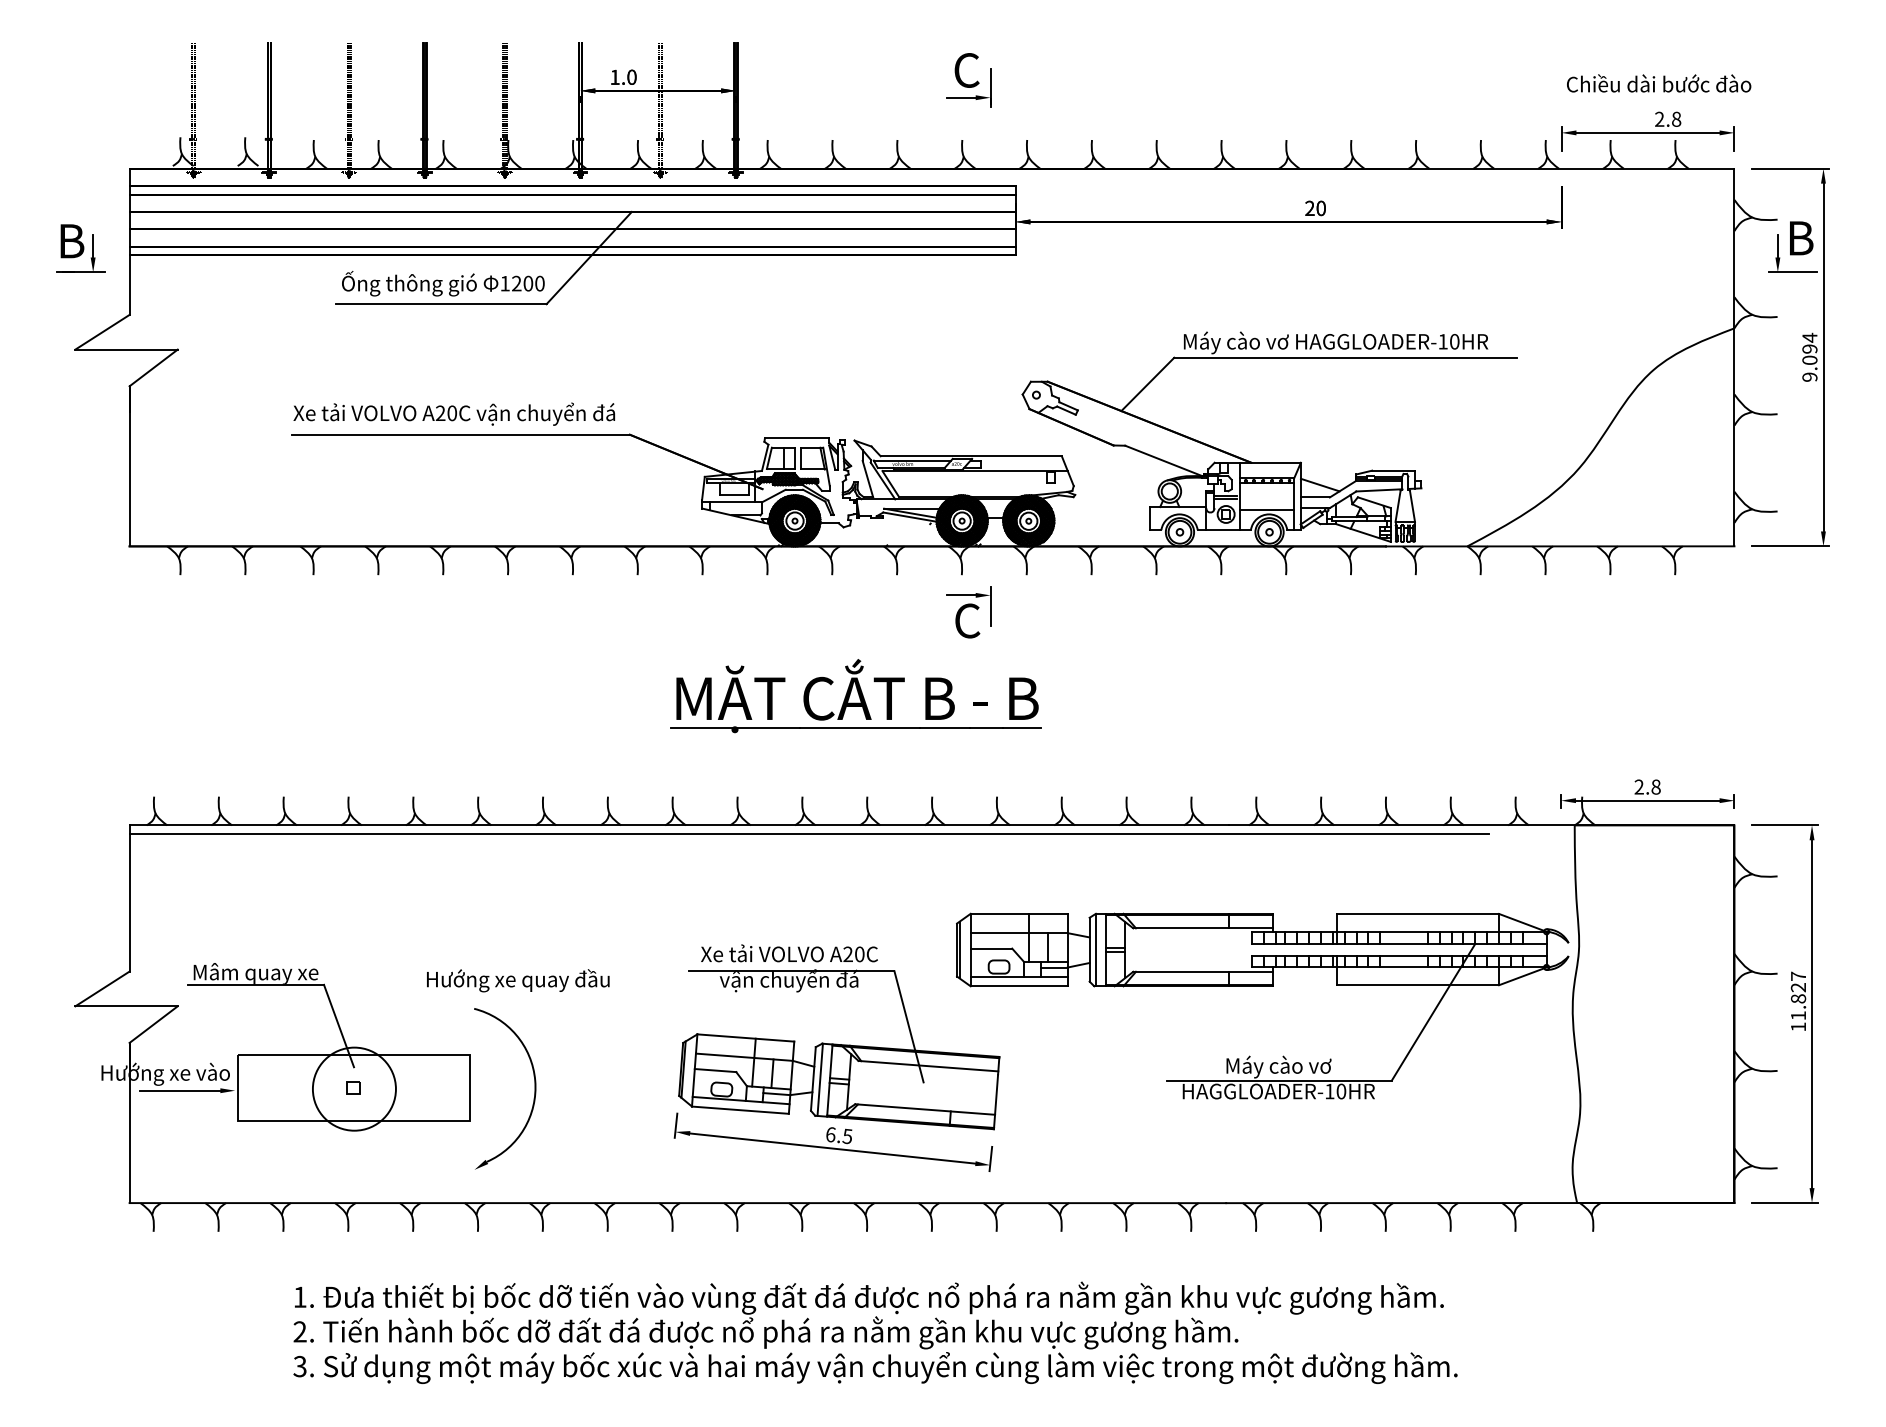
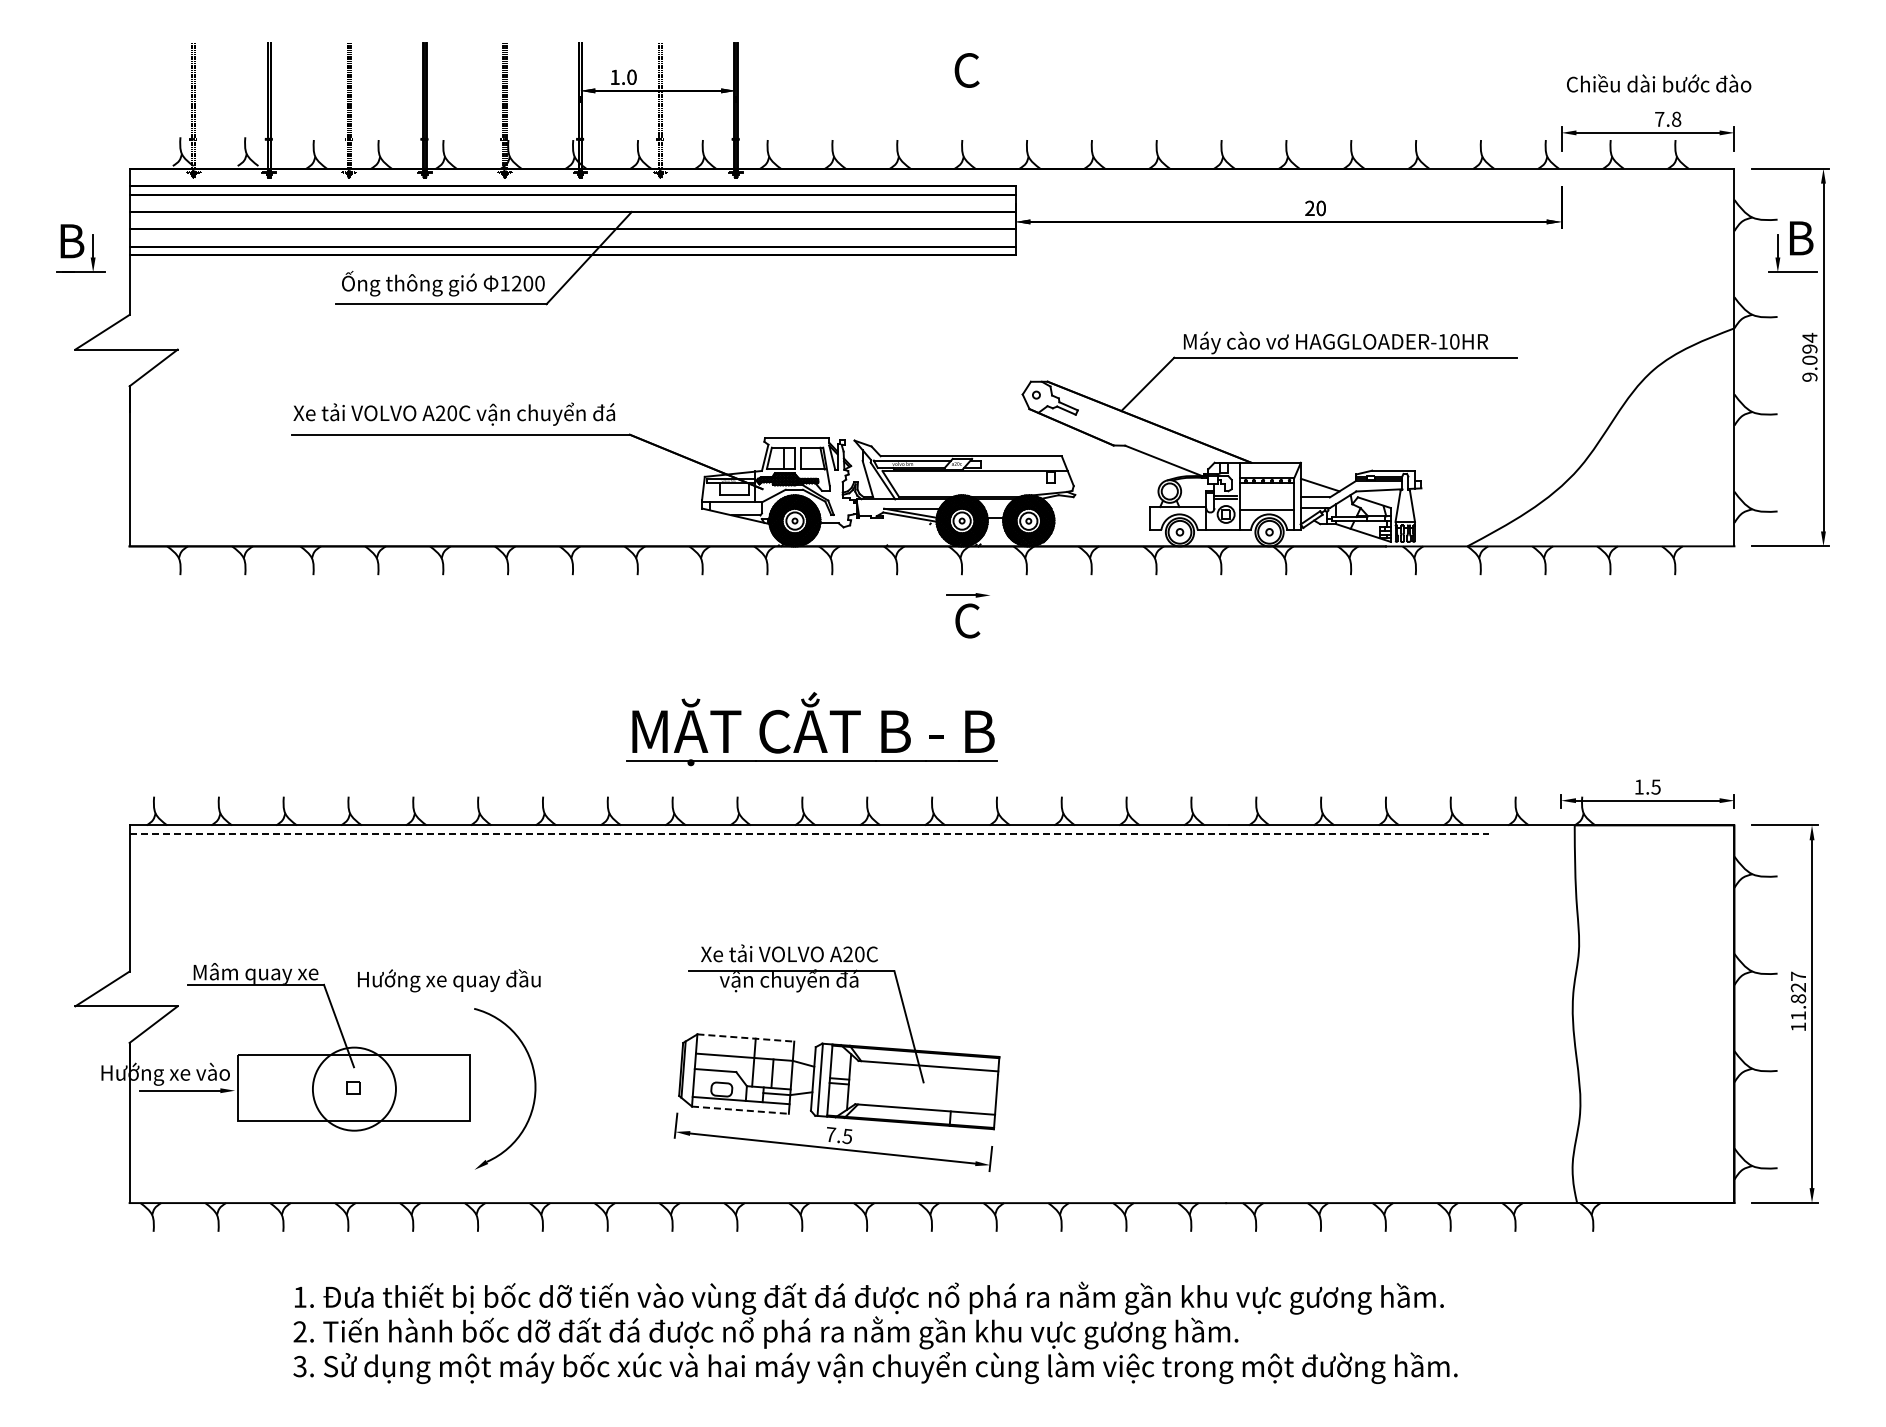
part: present -> none (968, 97)
text: 2.8 -> 7.8 (1659, 118)
line: present -> none (990, 606)
part position: (855, 696) -> (811, 729) (811, 729)
text: 2.8 -> 1.5 (1647, 786)
line: solid -> dashed (809, 834)
text position: (518, 980) -> (449, 980) (449, 980)
part: present -> none (1262, 986)
line: solid -> dashed (745, 1037)
line: solid -> dashed (740, 1110)
text: 6.5 -> 7.5 (831, 1134)
